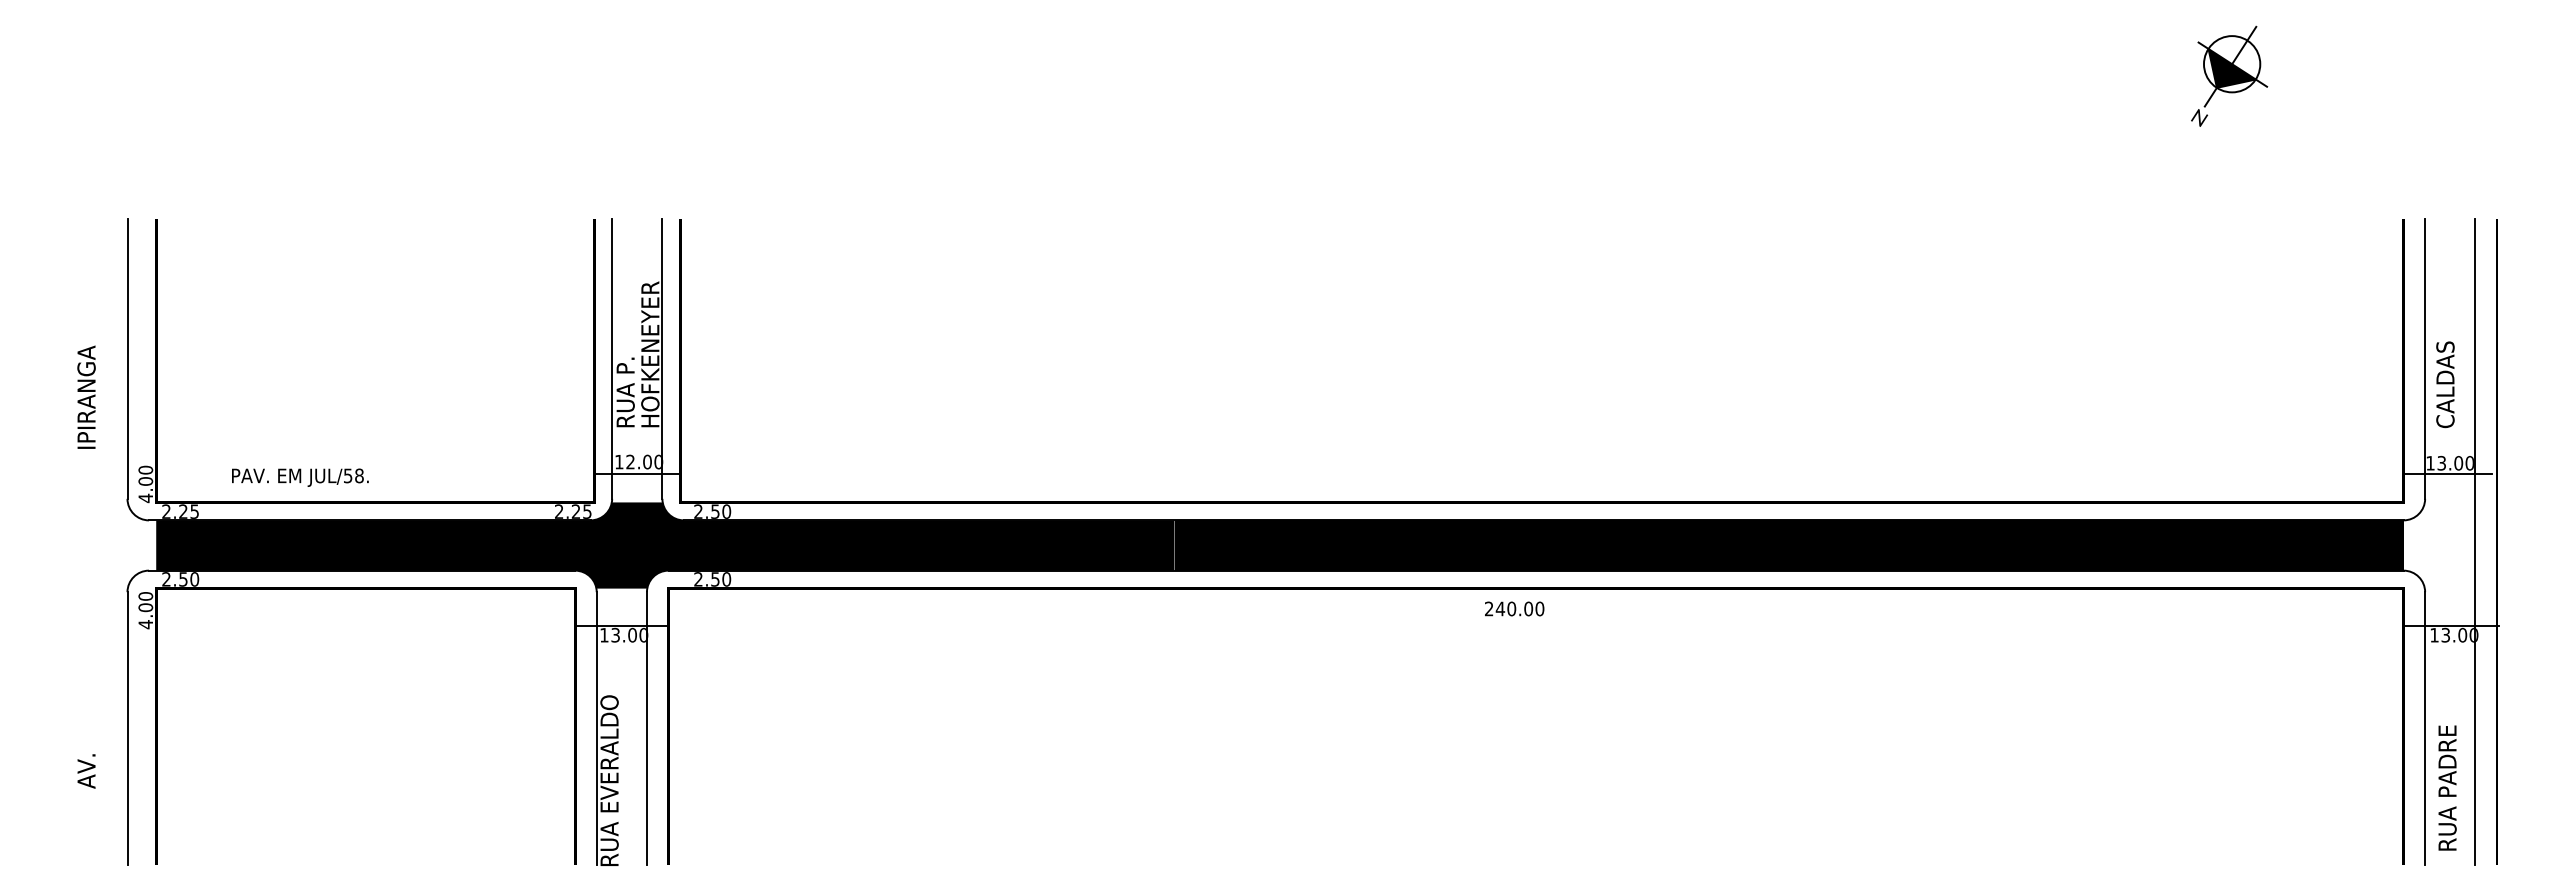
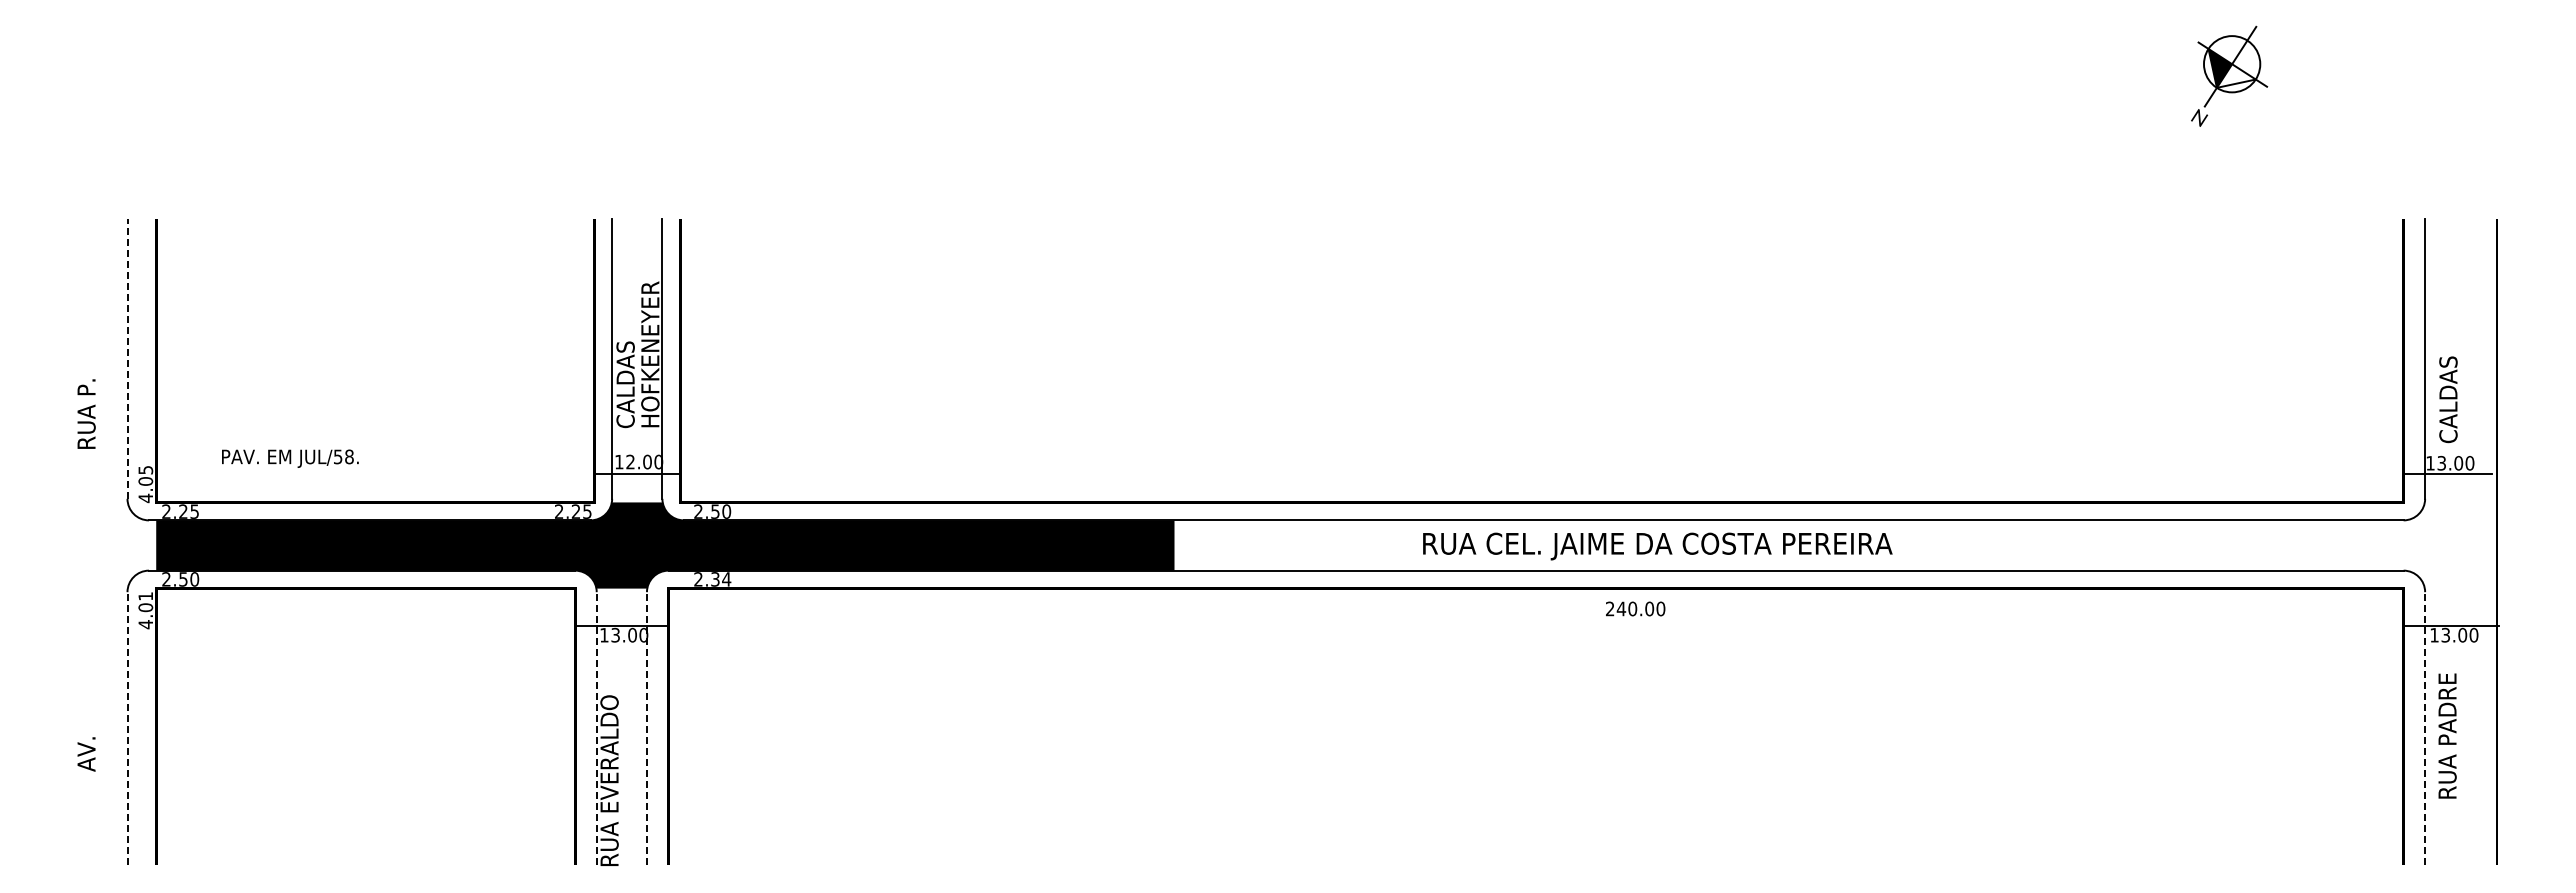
fill: present -> none (2235, 75)
line: solid -> dashed (127, 358)
text: RUA P. -> CALDAS (625, 384)
text position: (2445, 384) -> (2448, 399) (2448, 399)
text: IPIRANGA -> RUA P. (86, 395)
text: 4.00 -> 4.05 (145, 469)
text position: (300, 477) -> (290, 458) (290, 458)
line: present -> none (2475, 541)
fill: present -> none (1788, 545)
text: 2.50 -> 2.34 (721, 579)
text: 4.00 -> 4.01 (145, 596)
text position: (1514, 608) -> (1635, 608) (1635, 608)
line: solid -> dashed (127, 728)
line: solid -> dashed (596, 728)
line: solid -> dashed (646, 728)
line: solid -> dashed (2425, 728)
text position: (86, 771) -> (86, 754) (86, 754)
text position: (2447, 787) -> (2447, 735) (2447, 735)
